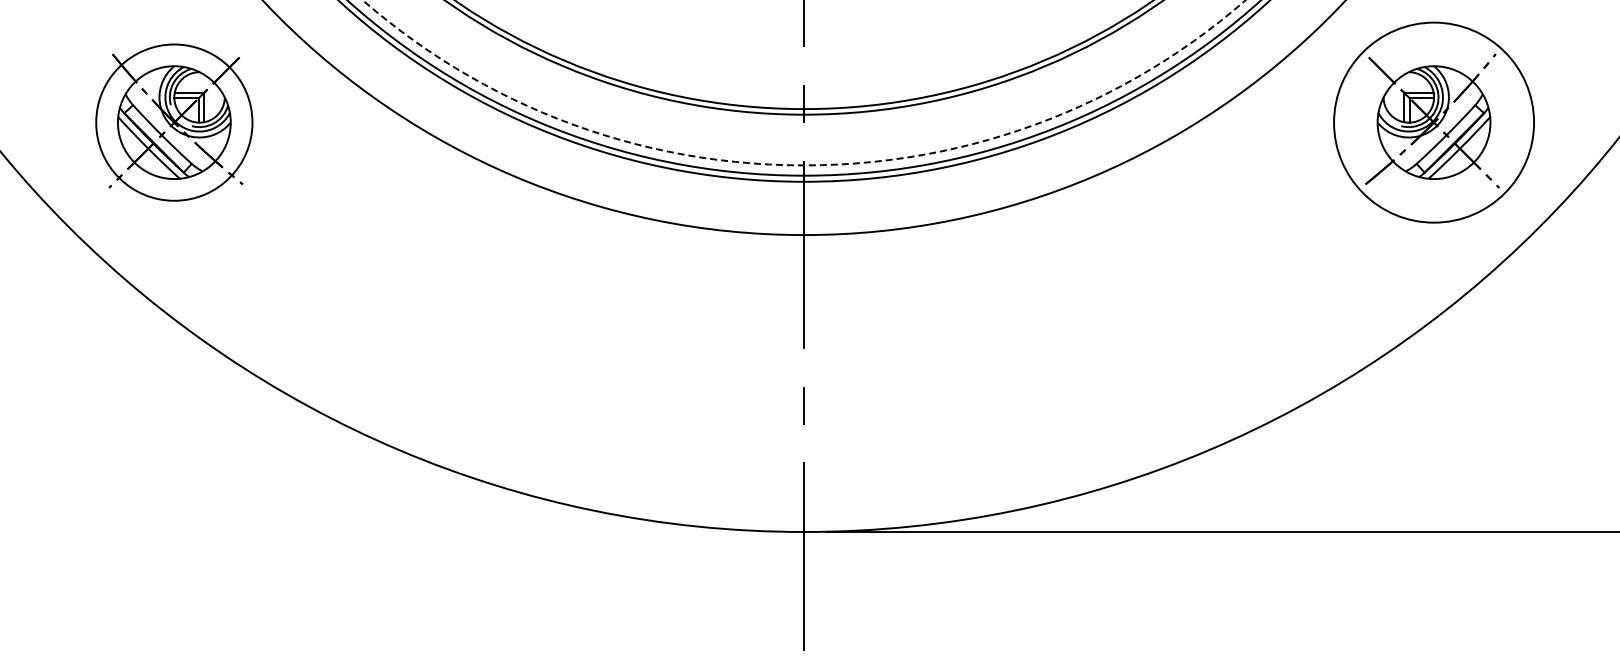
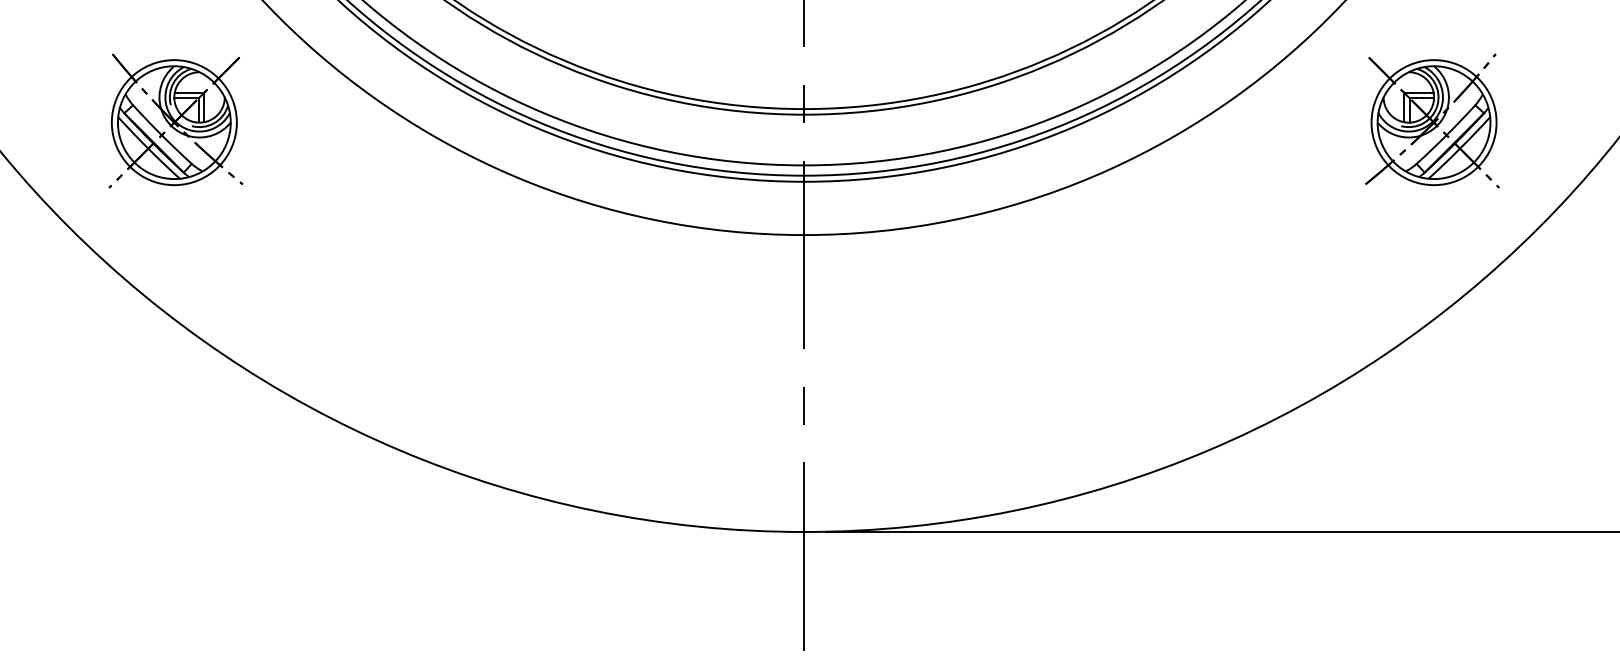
circle: dashed -> solid (803, 82)
circle diameter: 156 px -> 125 px (173, 122)
circle diameter: 200 px -> 125 px (1433, 122)
